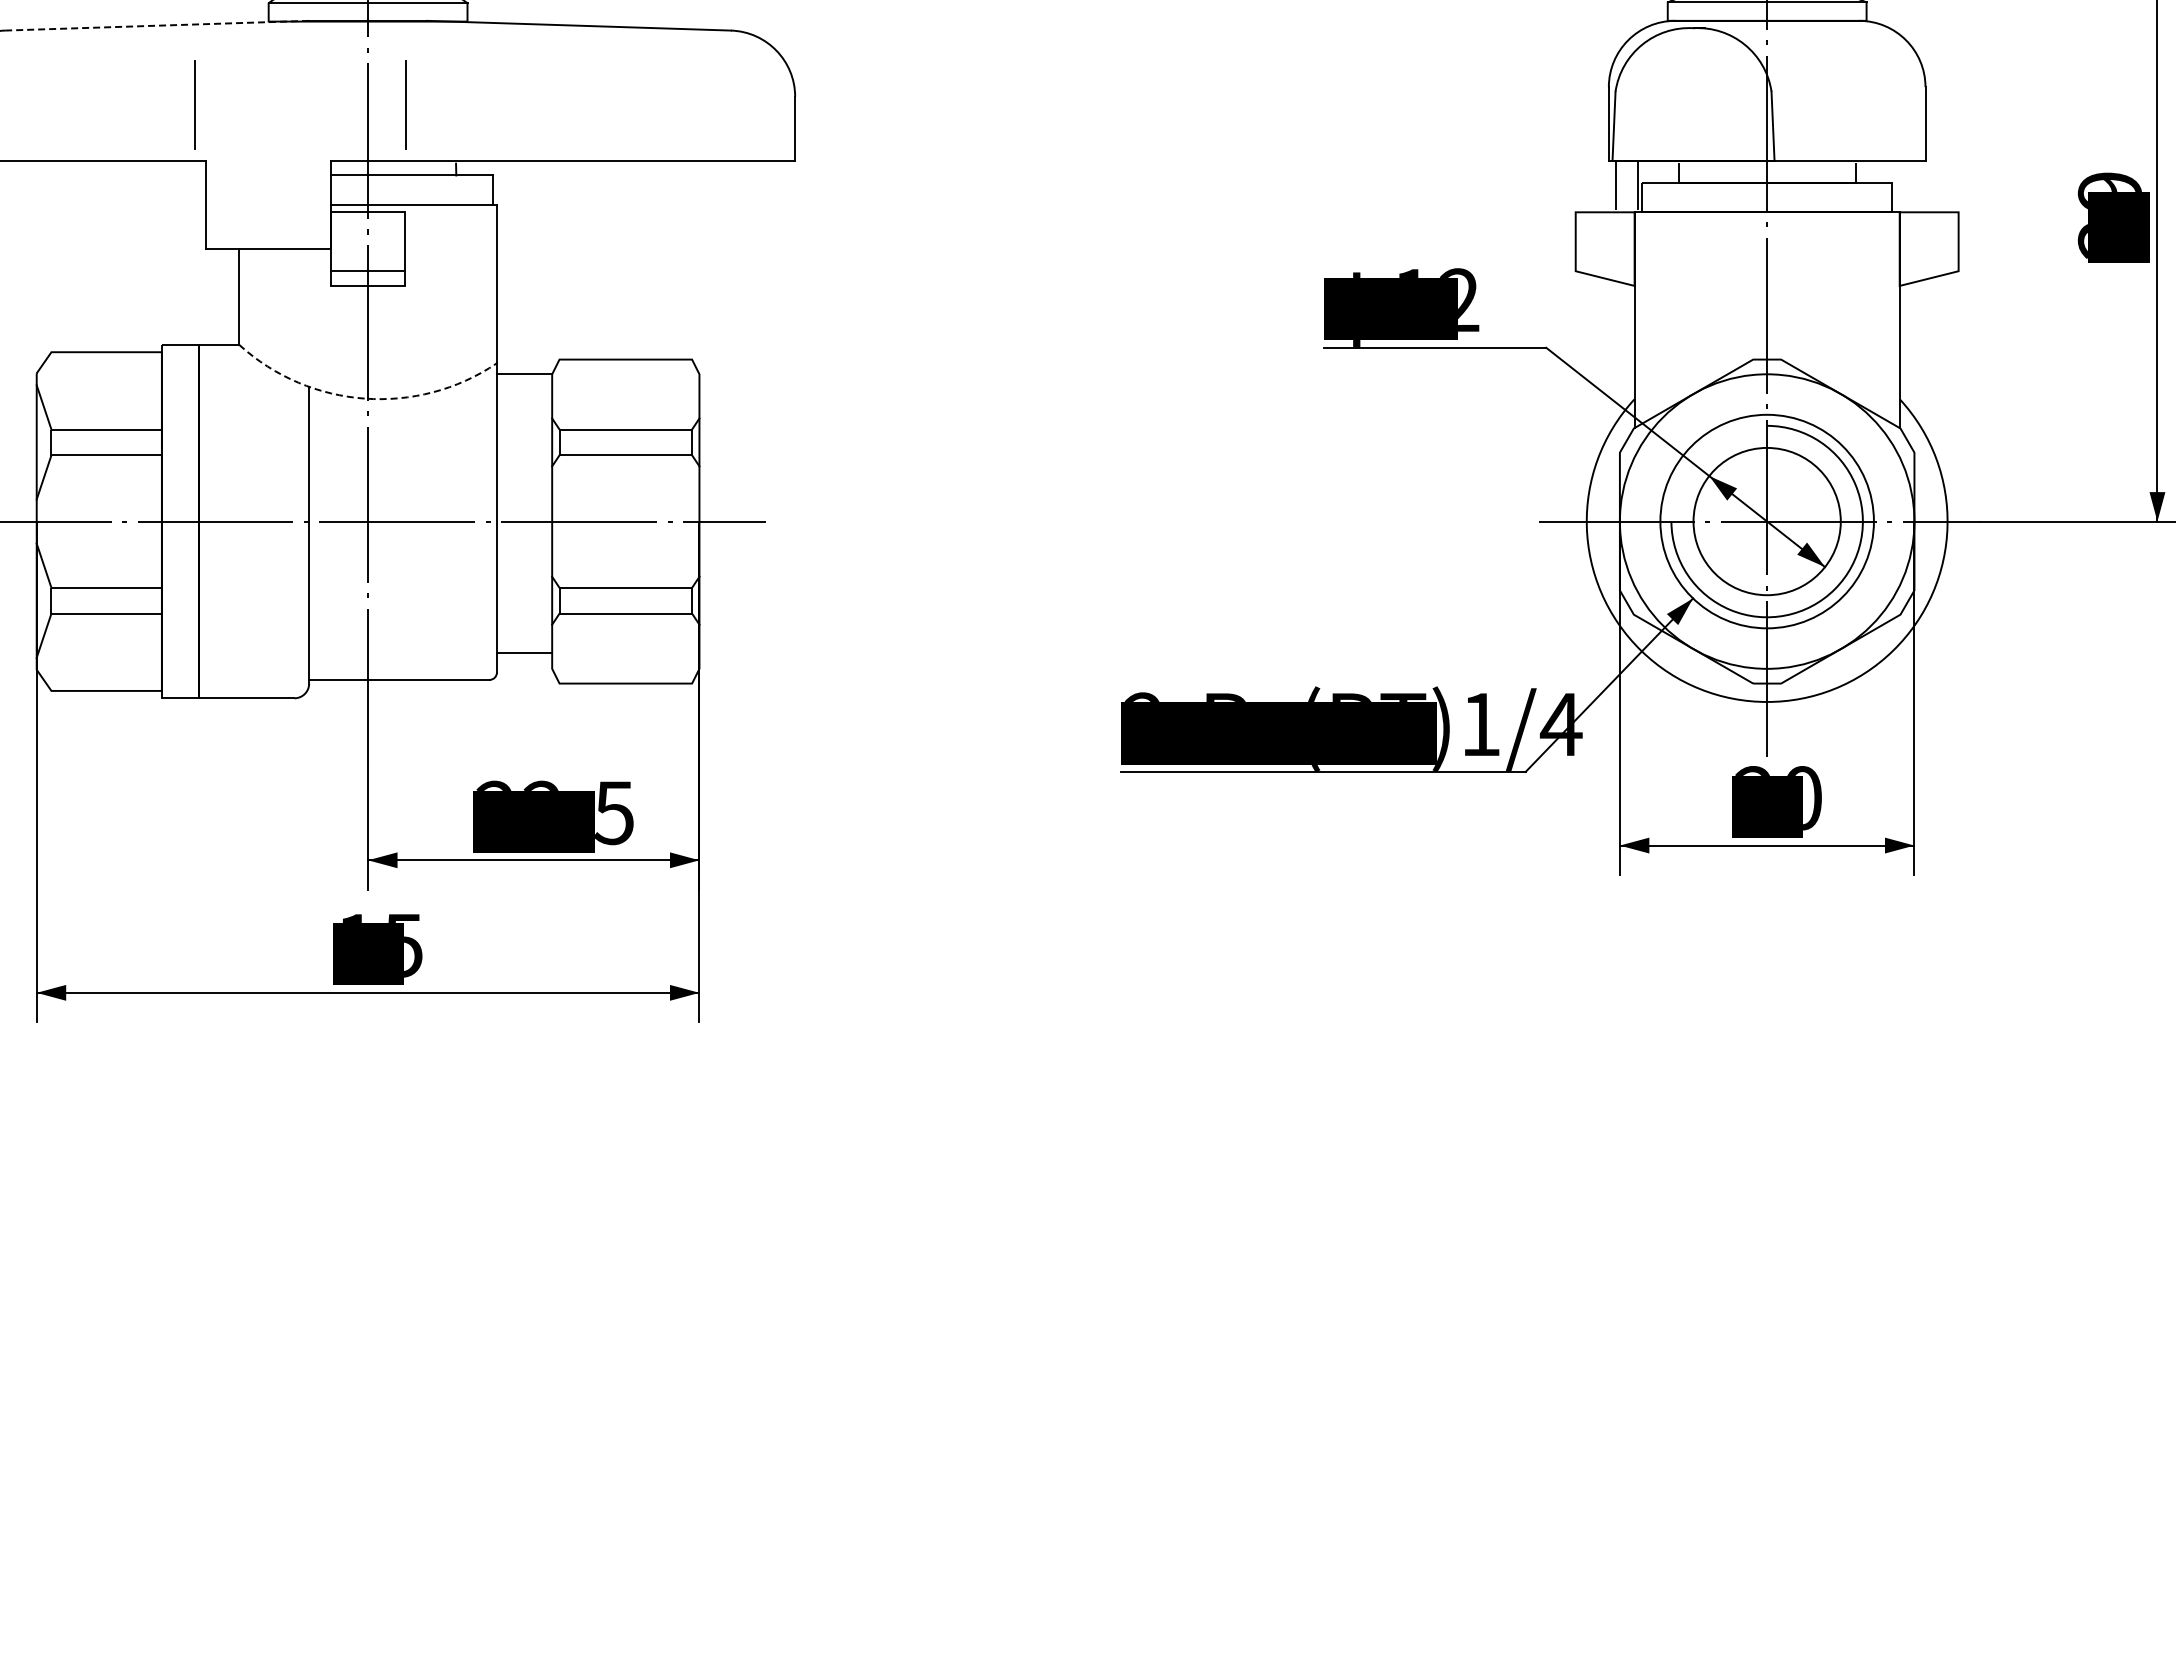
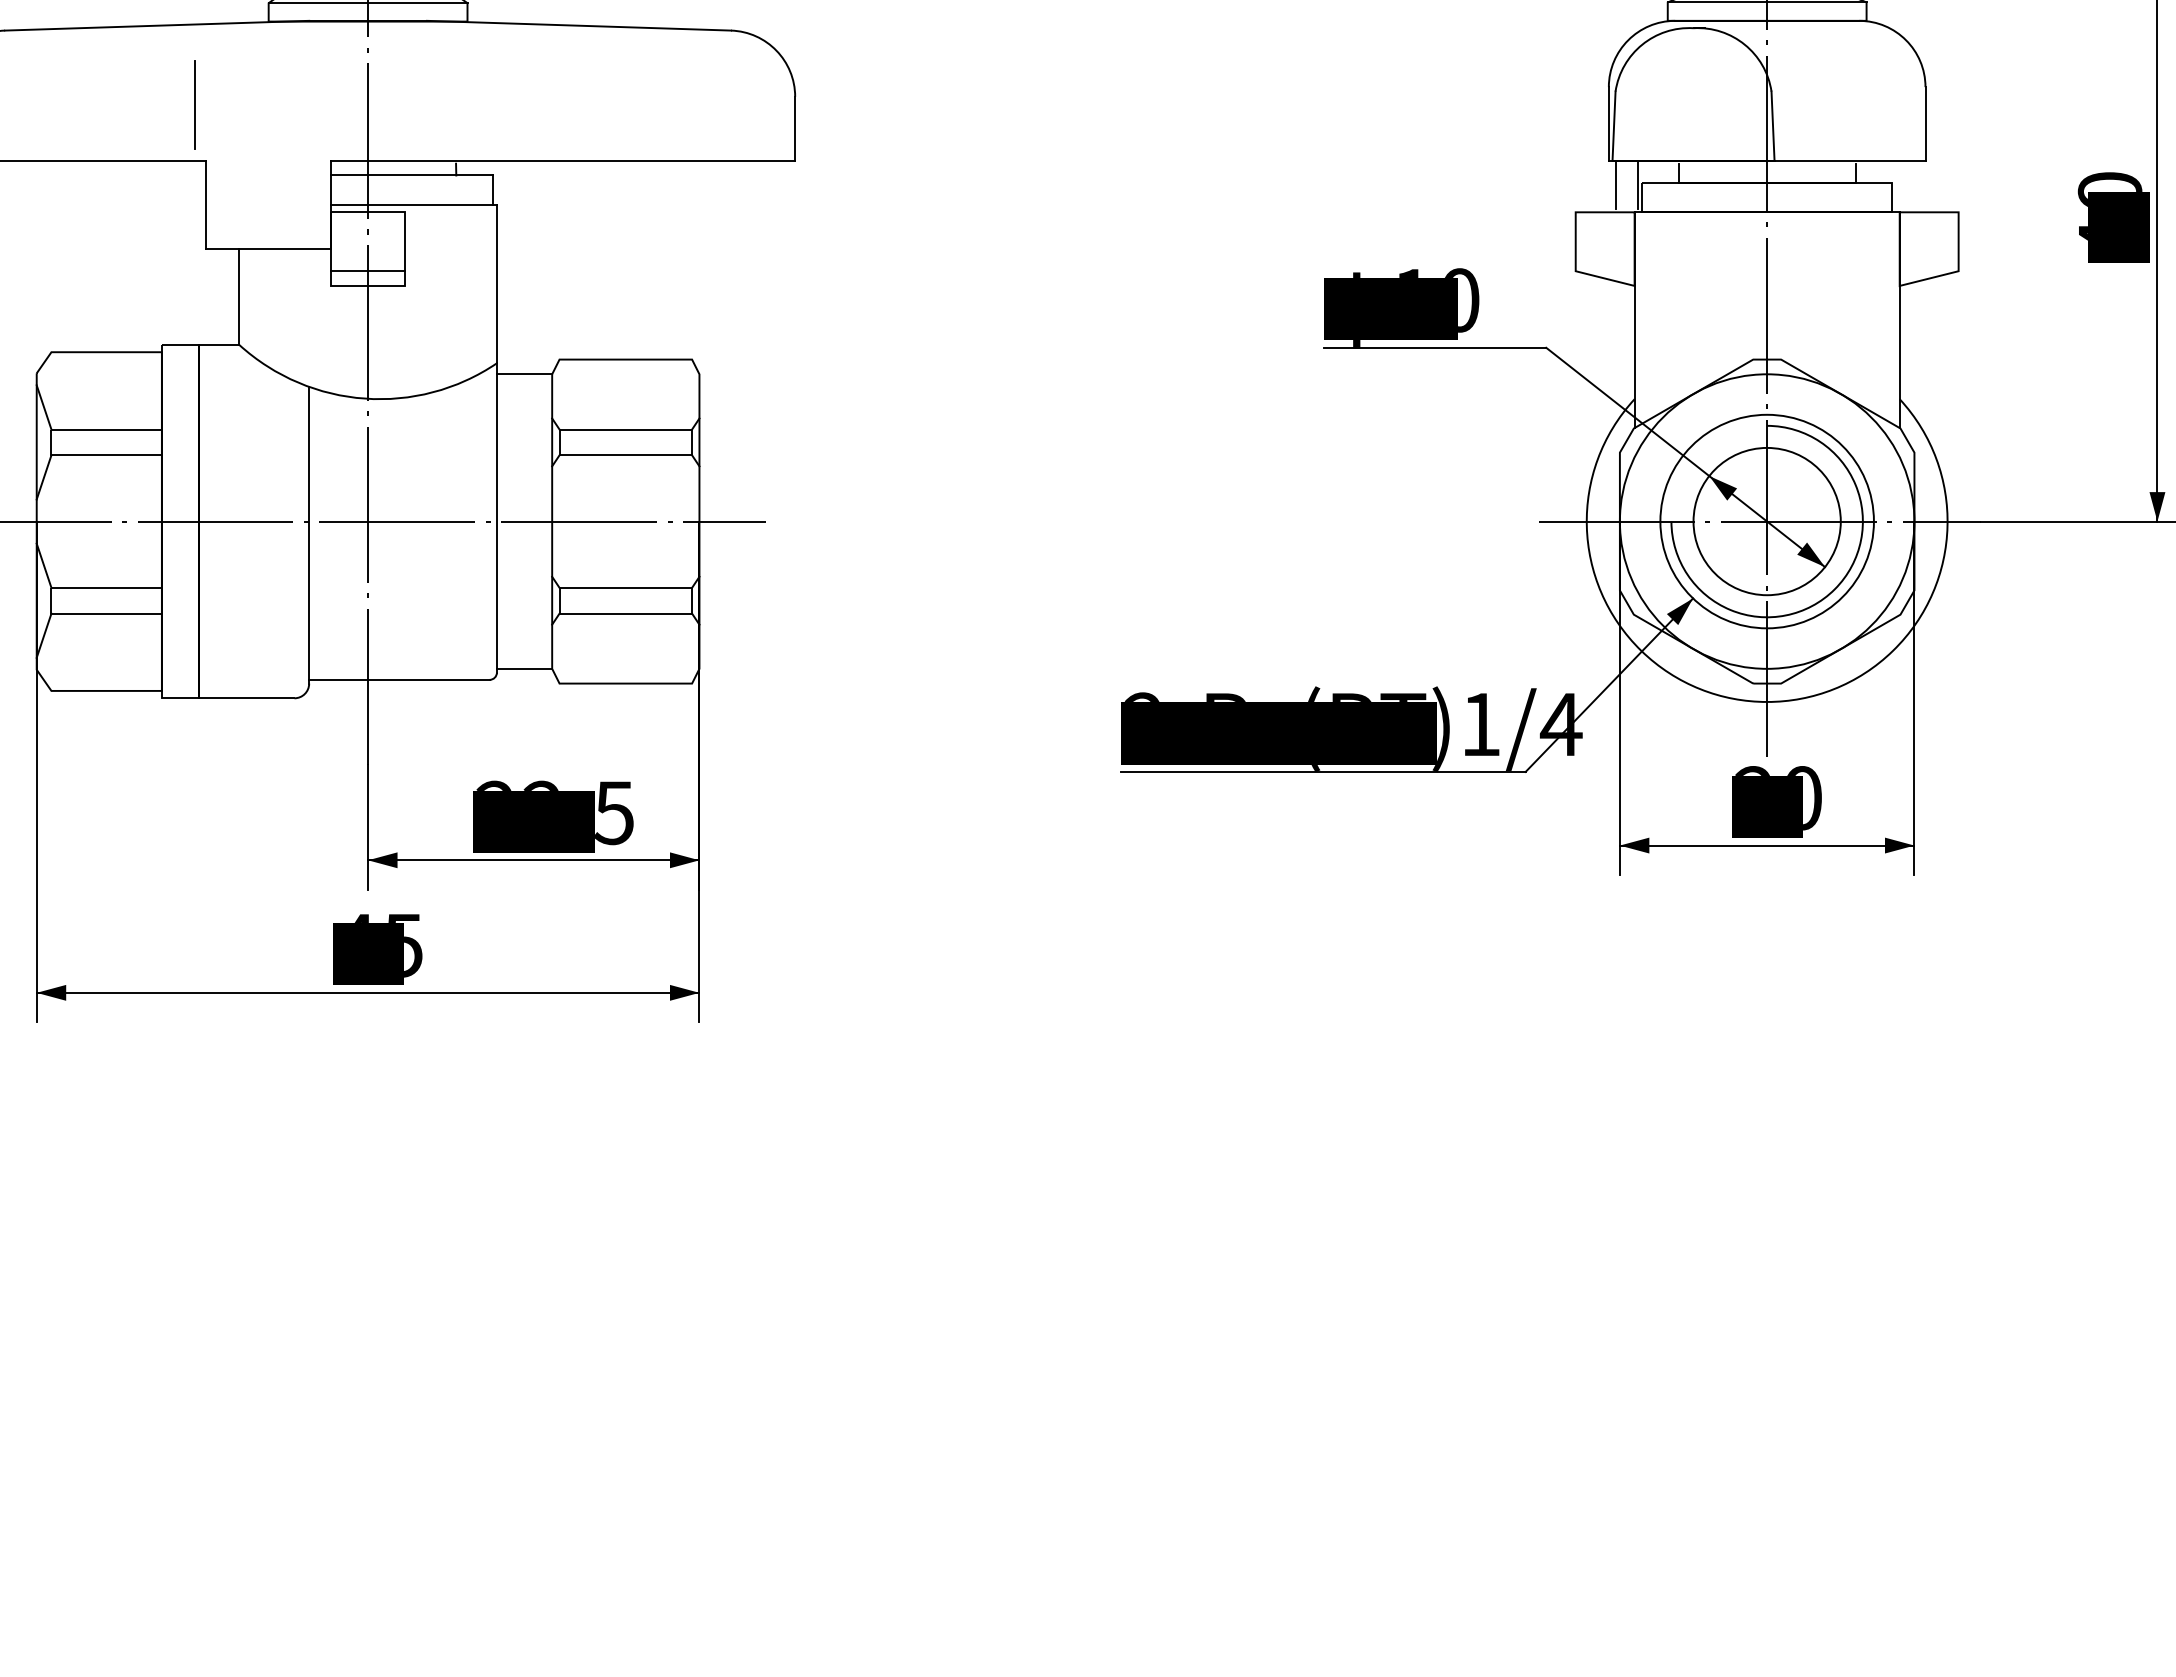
line: dashed -> solid (157, 25)
line: present -> none (405, 104)
text: 29 -> 40 (2109, 215)
text: 12 -> 10 (1459, 300)
arc: dashed -> solid (364, 398)
line position: (524, 652) -> (524, 668) (524, 668)
text: 15 -> 45 (355, 918)
